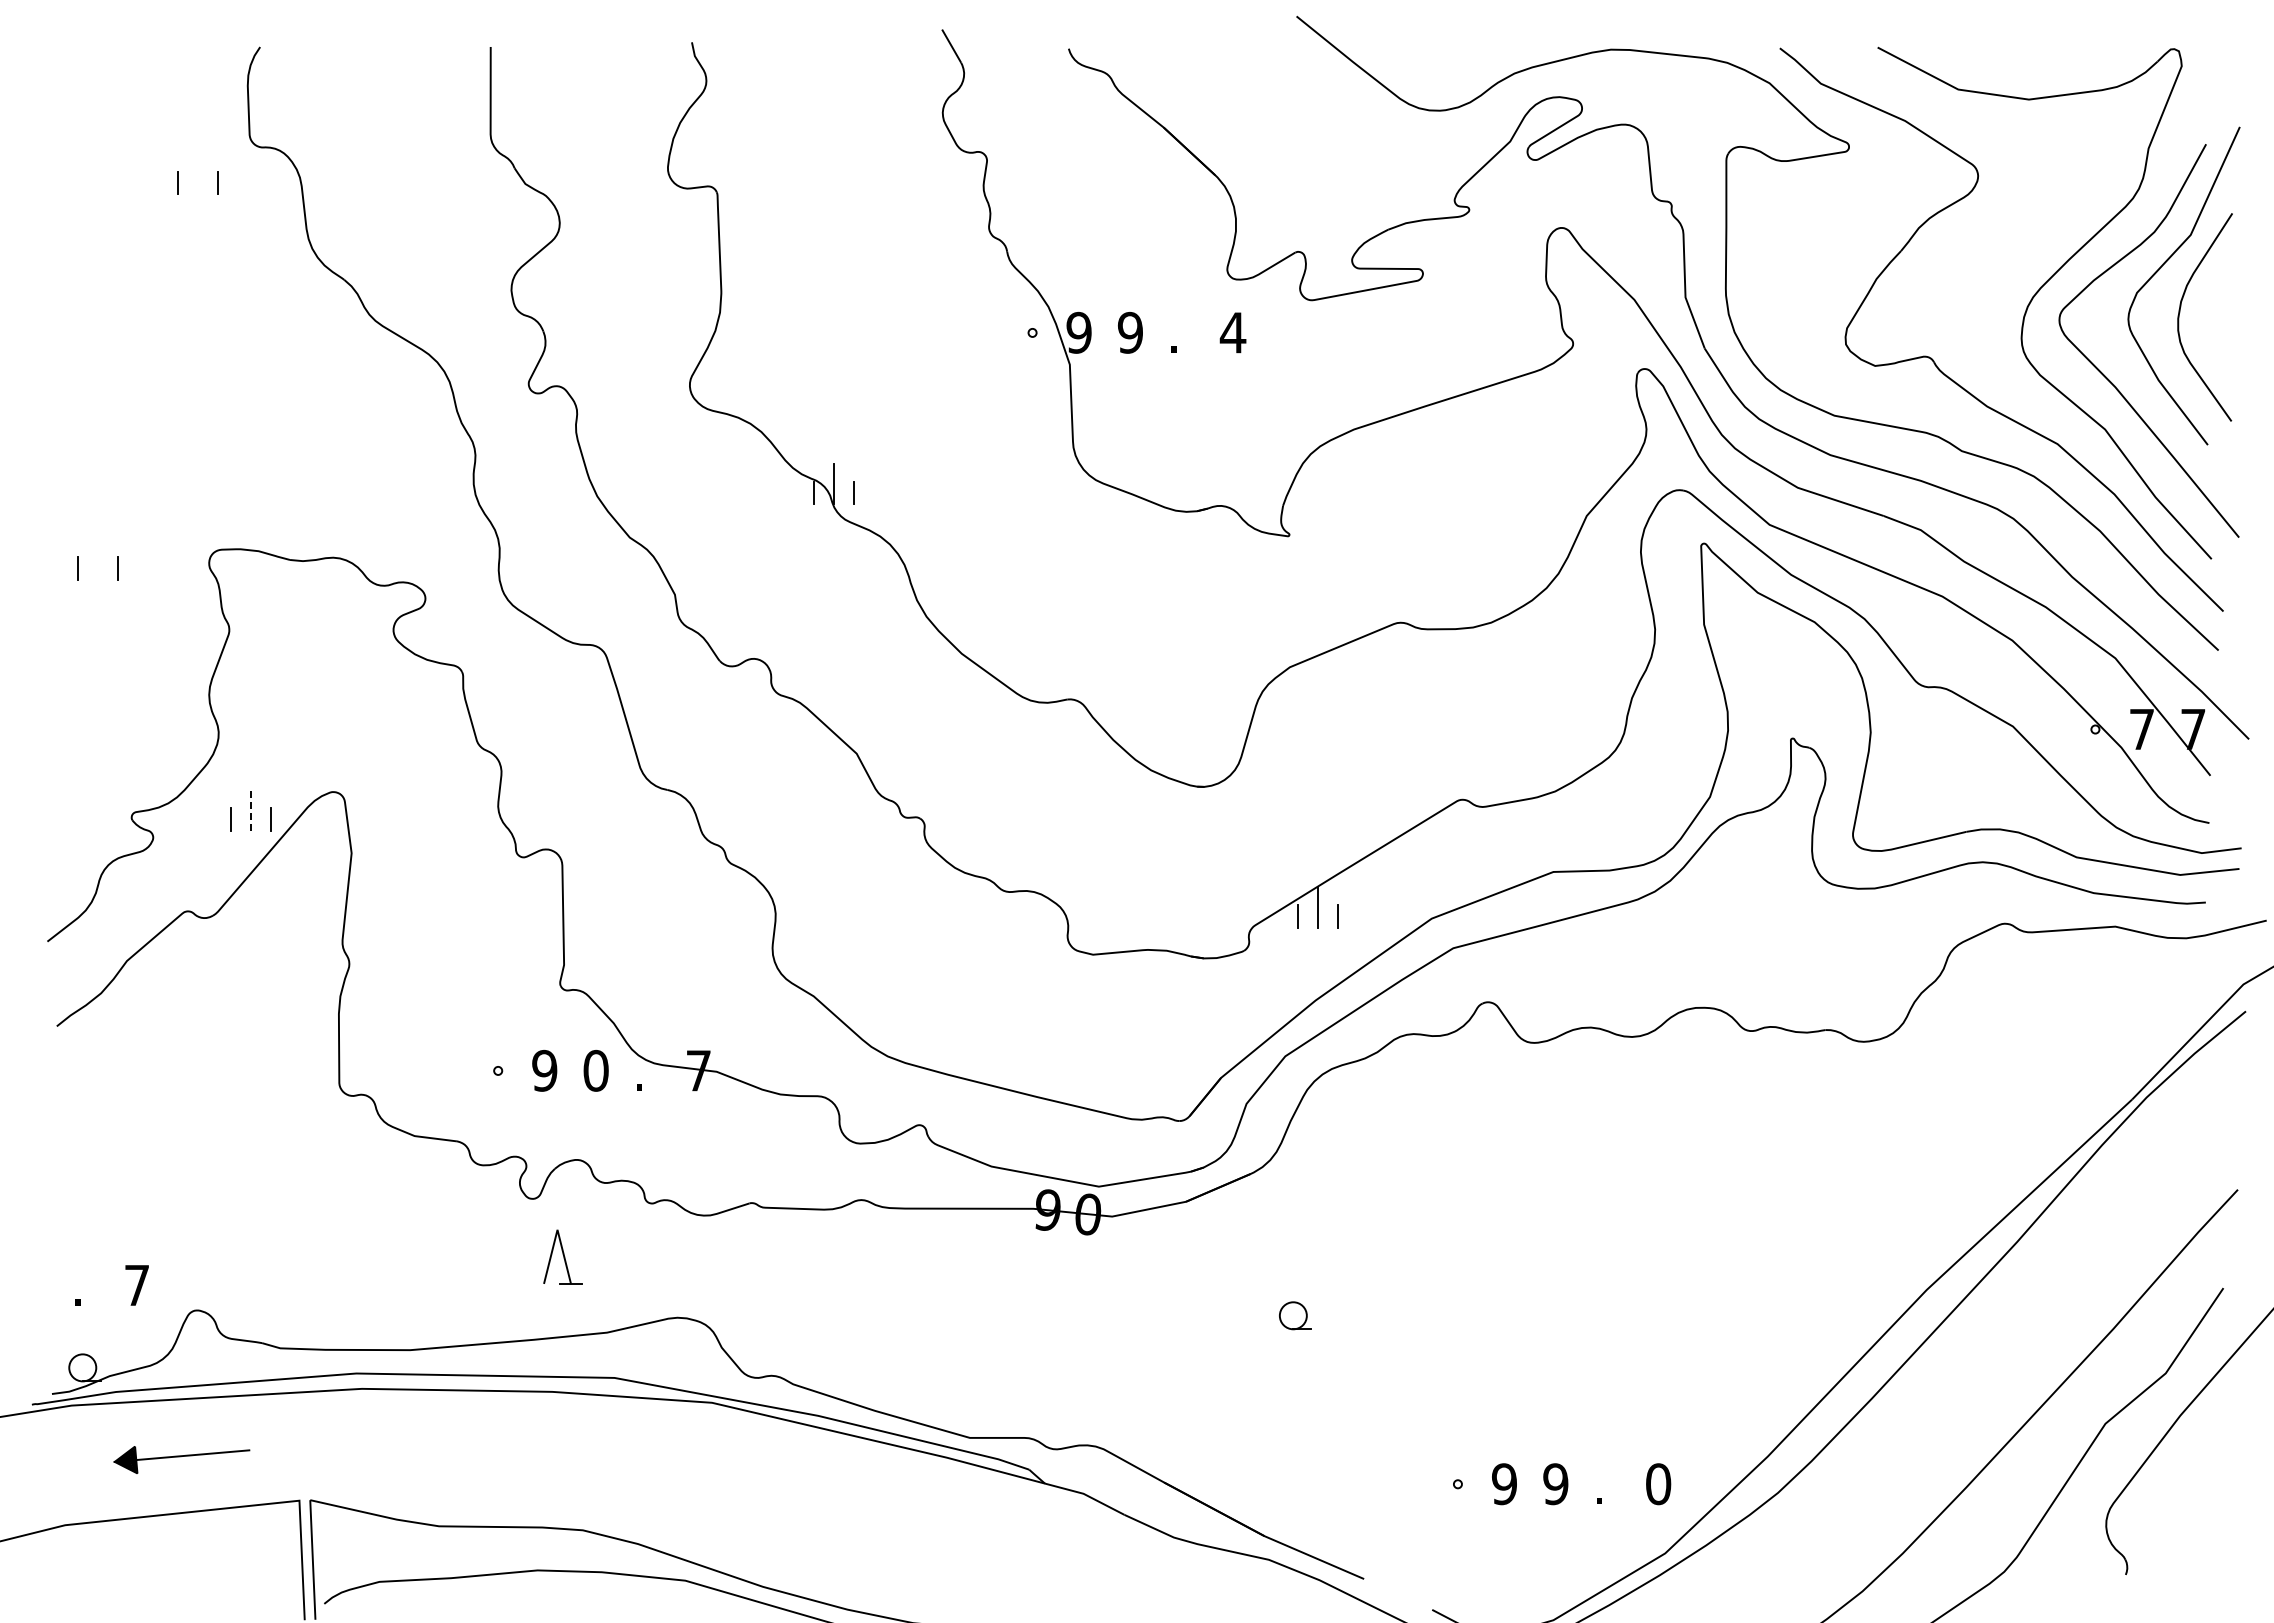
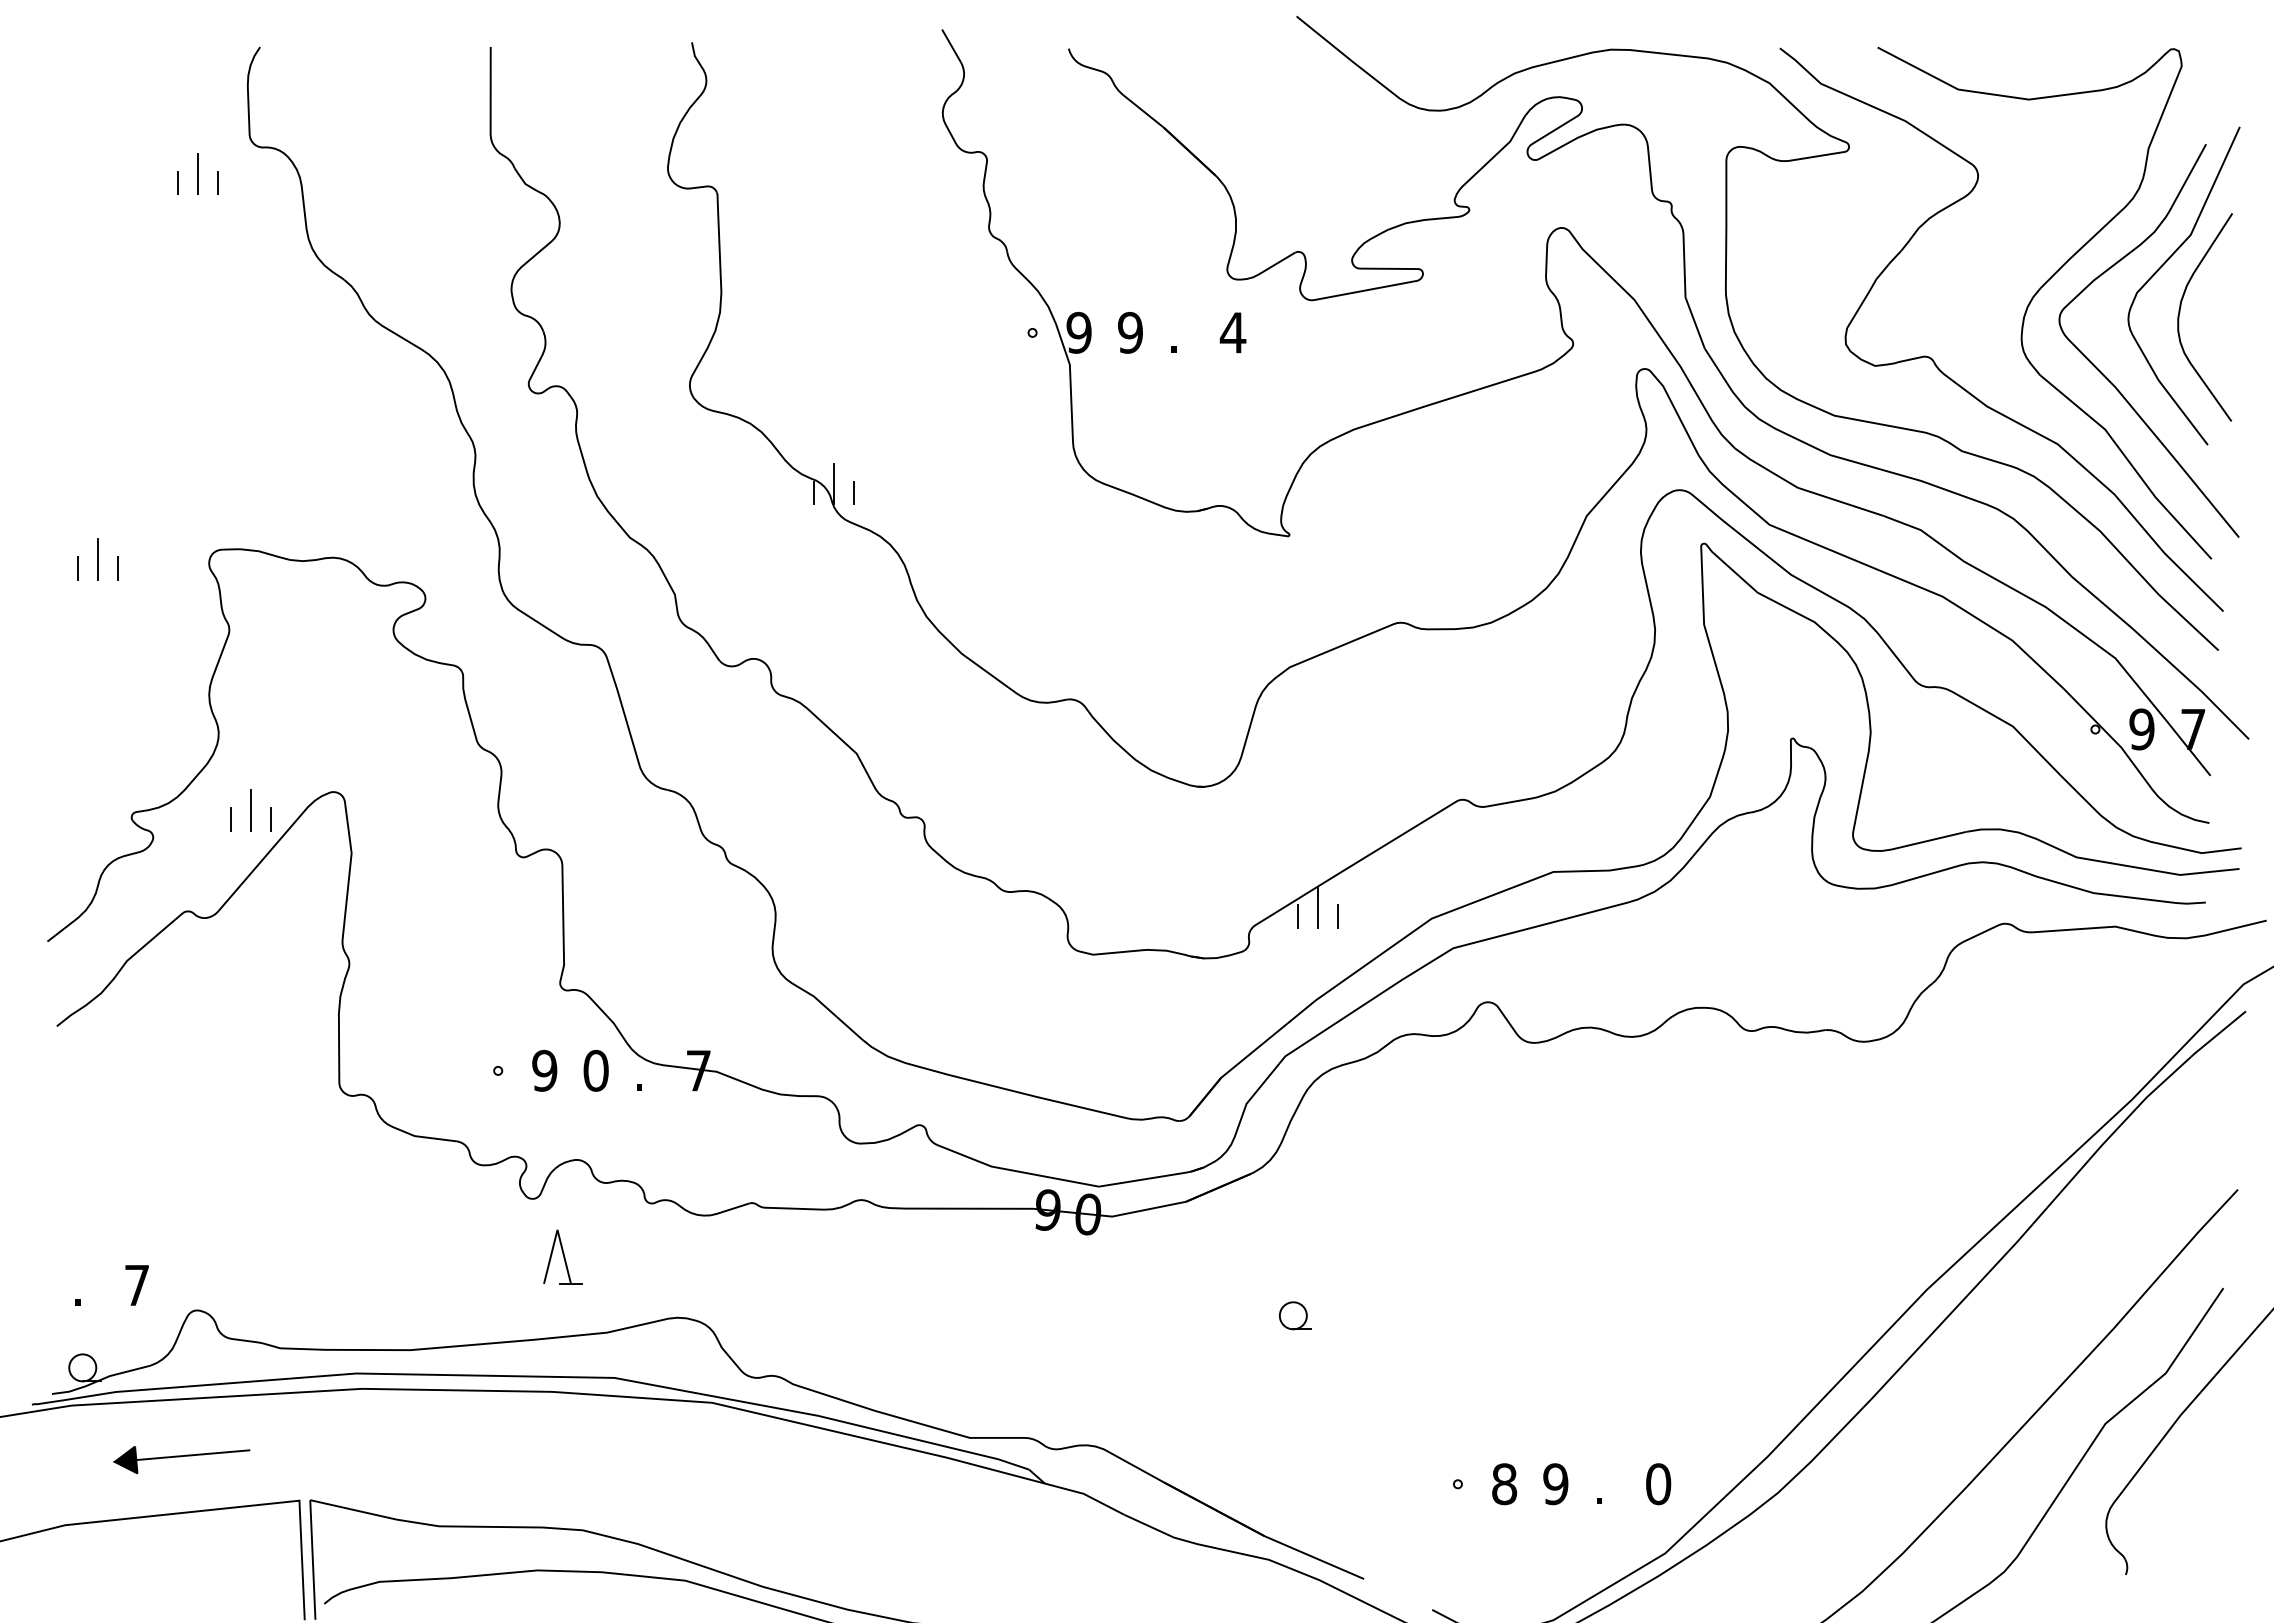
line: none -> present (197, 173)
line: none -> present (97, 559)
text: 7 -> 9 (2141, 729)
line: dashed -> solid (250, 810)
text: 9 -> 8 (1504, 1484)
